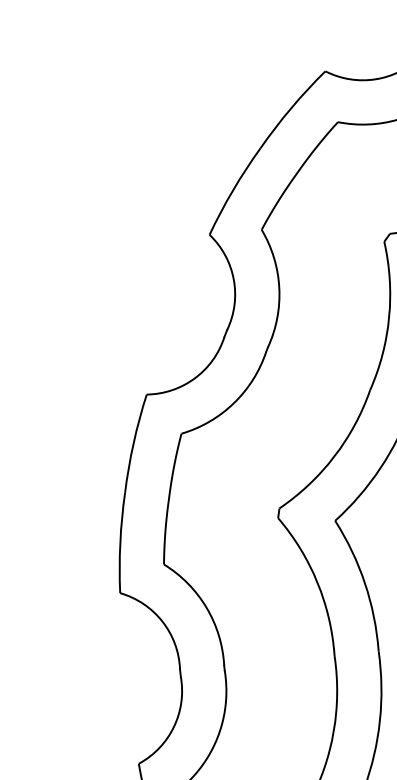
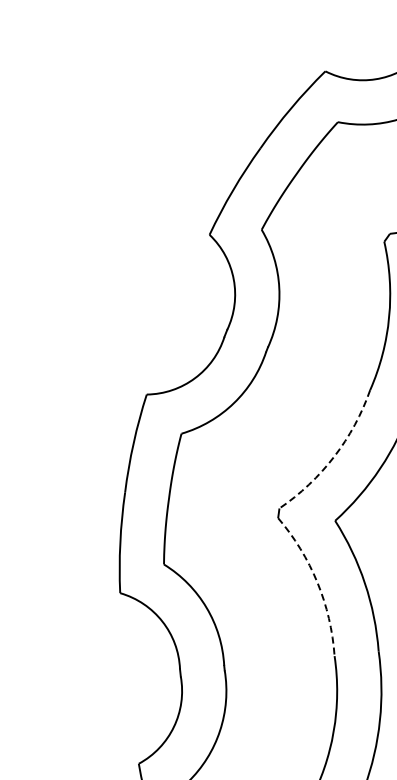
arc: solid -> dashed (334, 456)
arc: solid -> dashed (317, 582)
